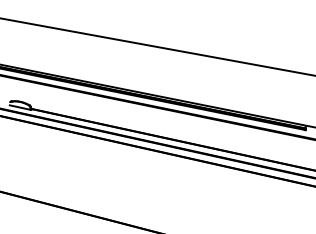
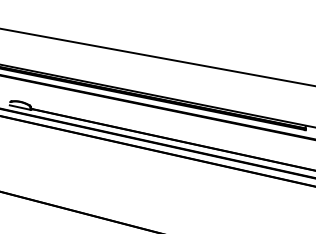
line position: (157, 46) -> (157, 57) (157, 57)
